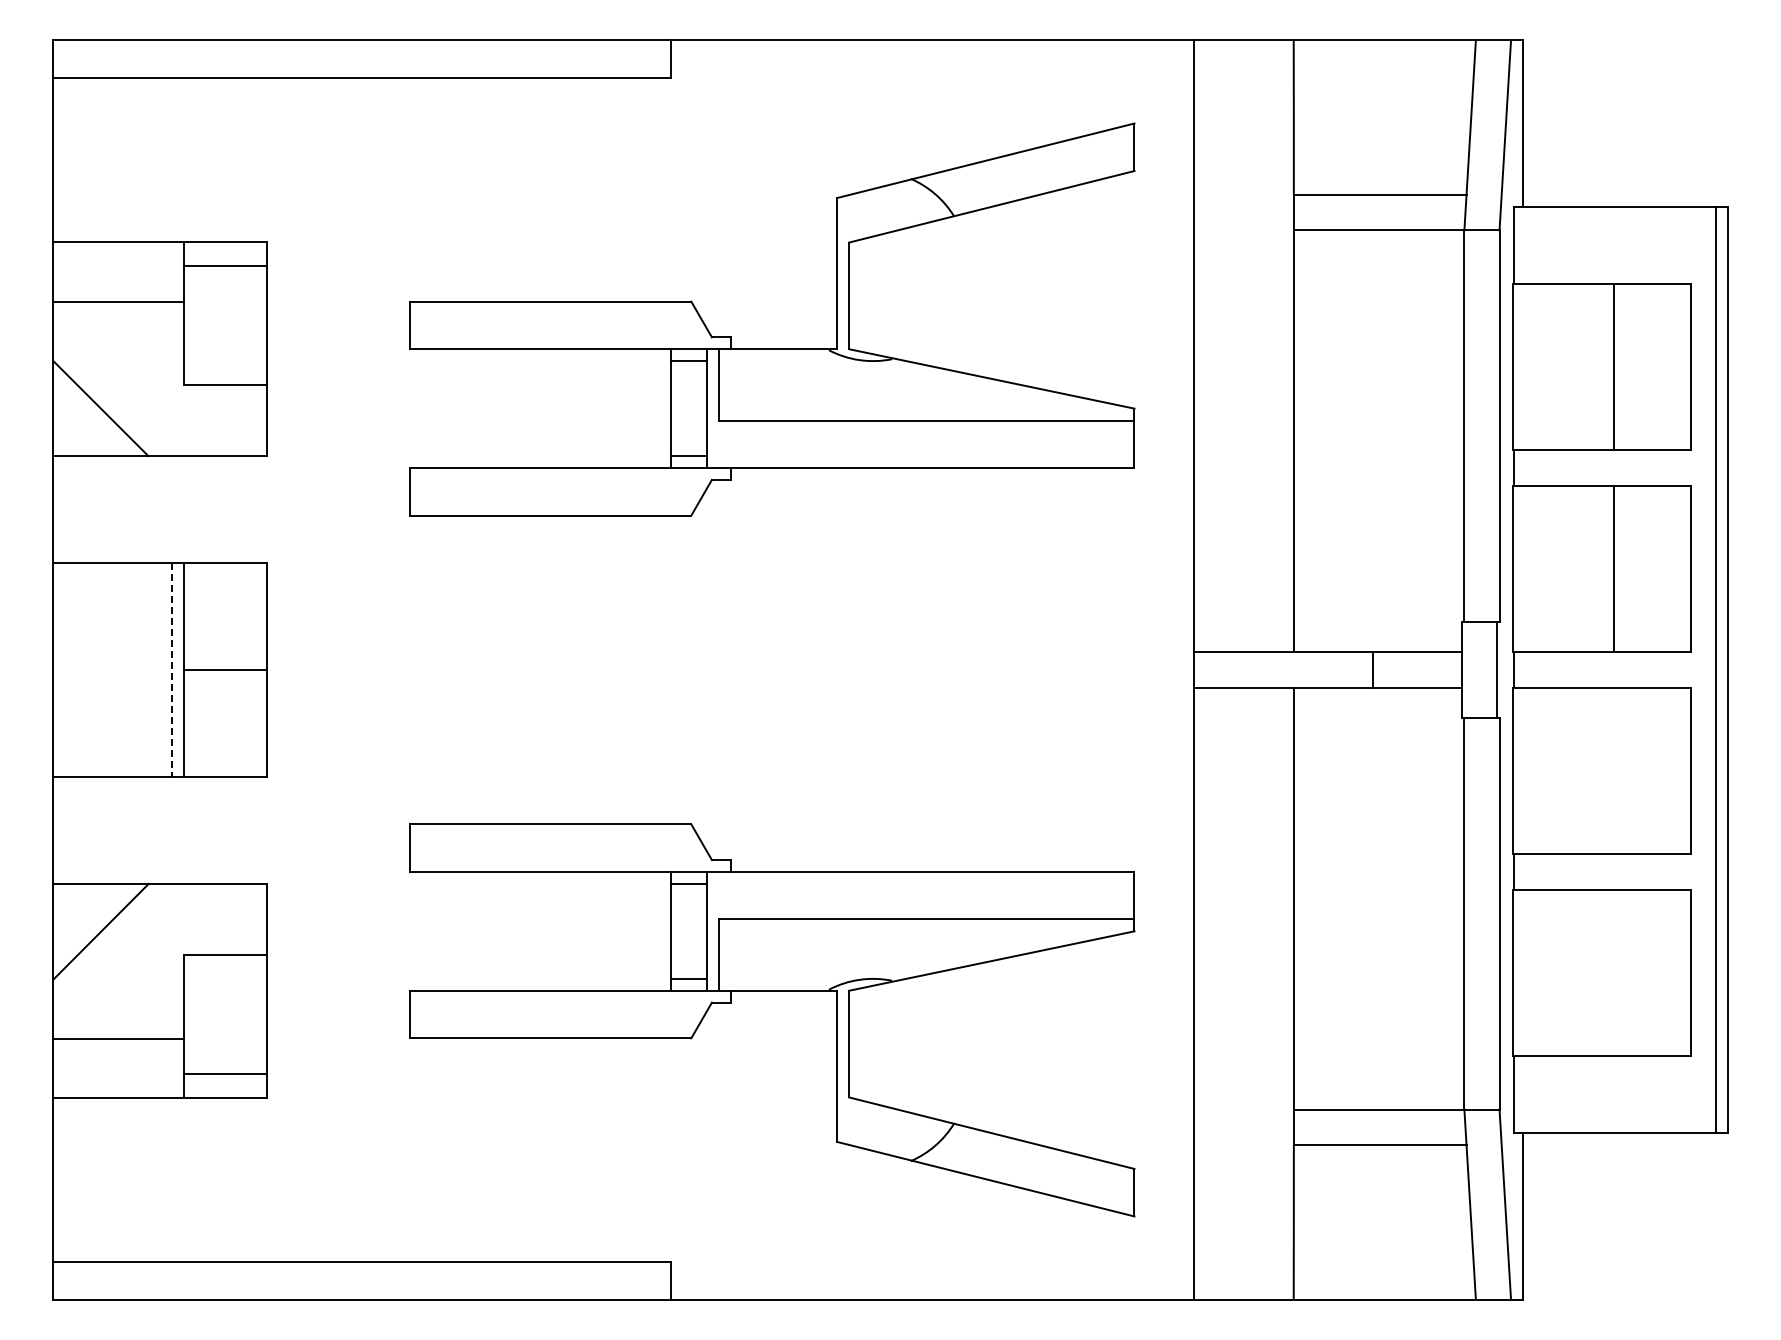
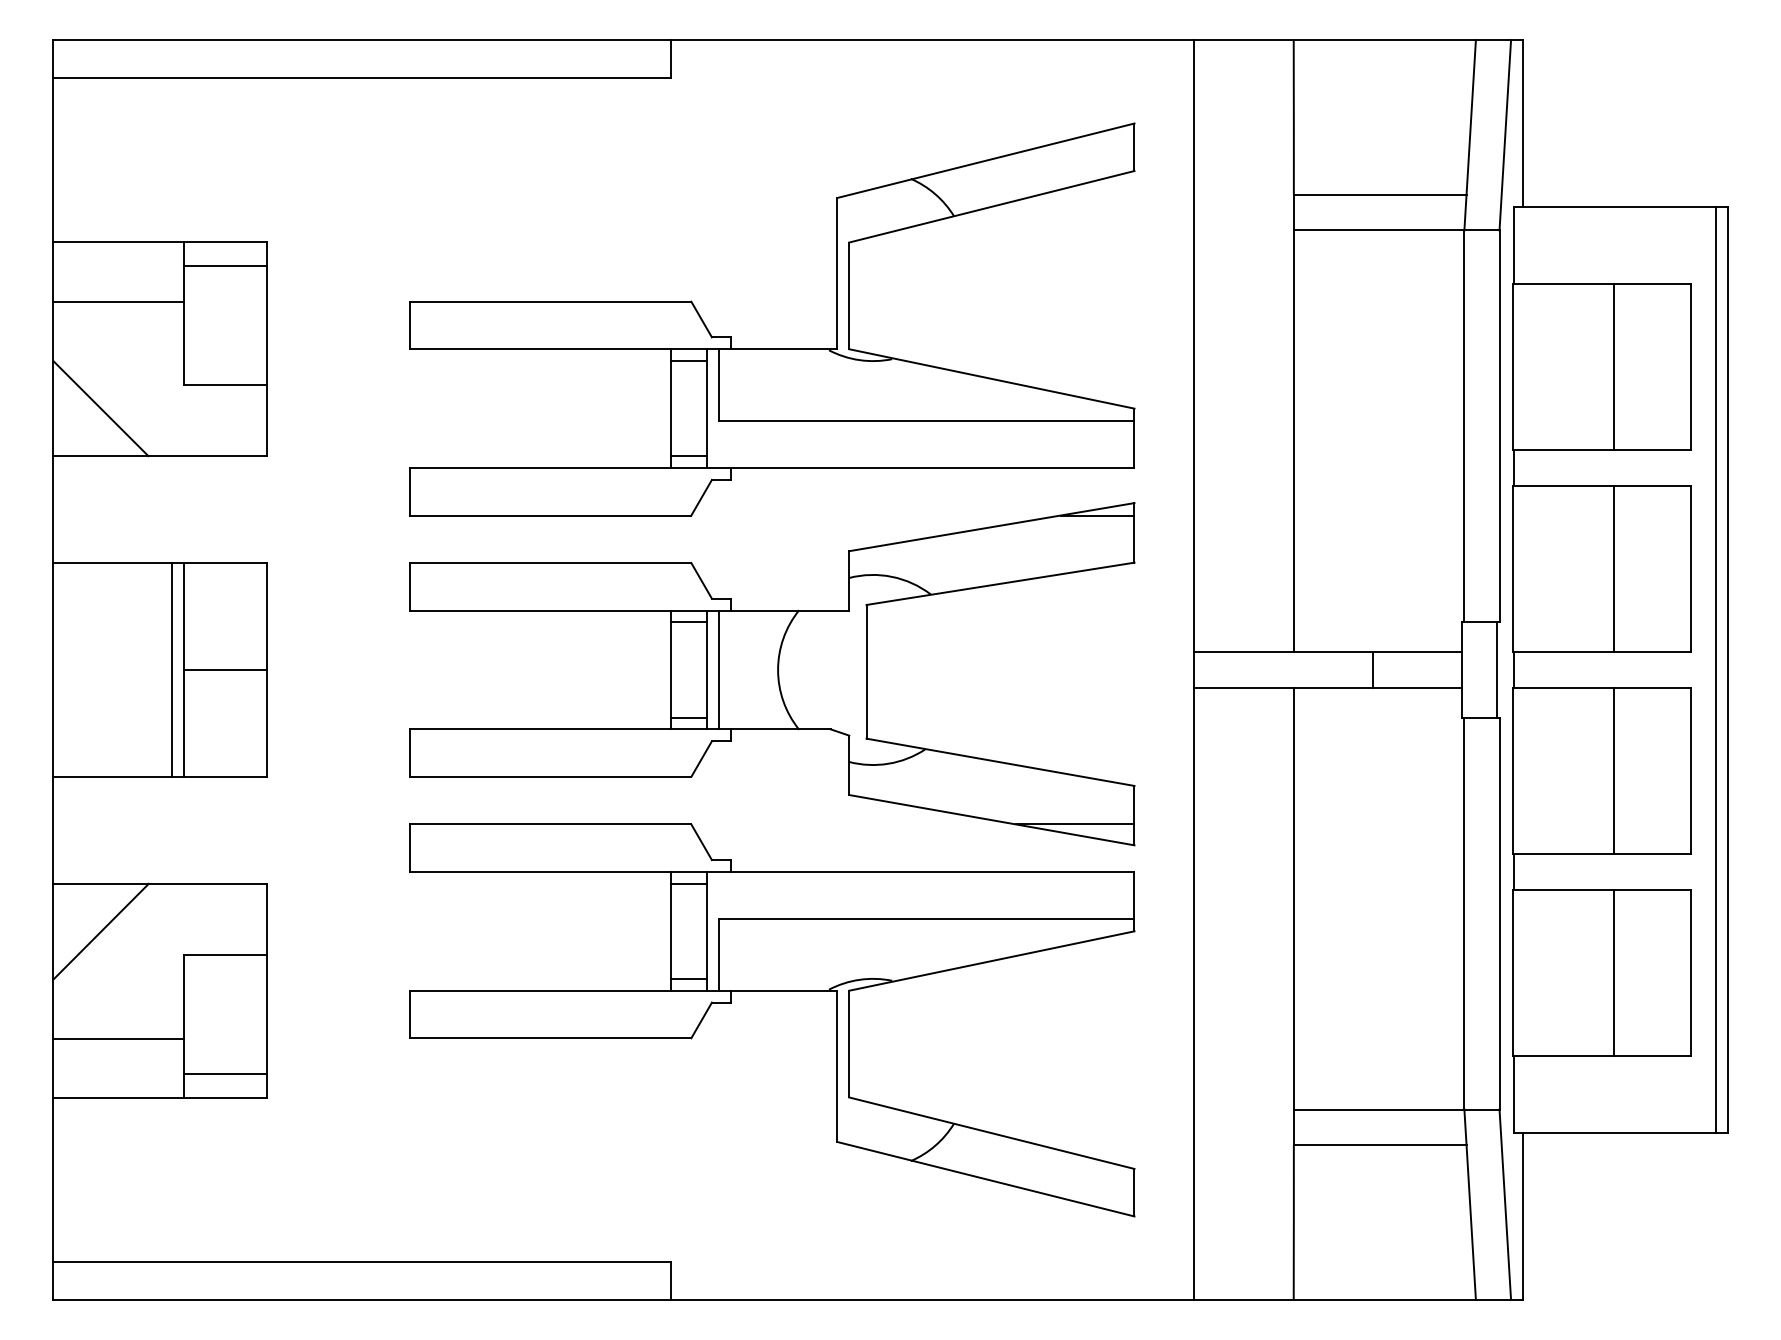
line: dashed -> solid (172, 669)
part: none -> present (772, 674)
line: none -> present (1613, 770)
line: none -> present (1613, 972)
